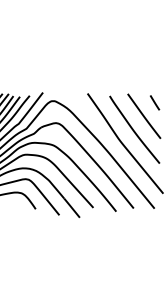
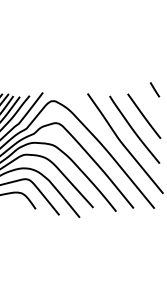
line position: (154, 102) -> (154, 89) (154, 89)
